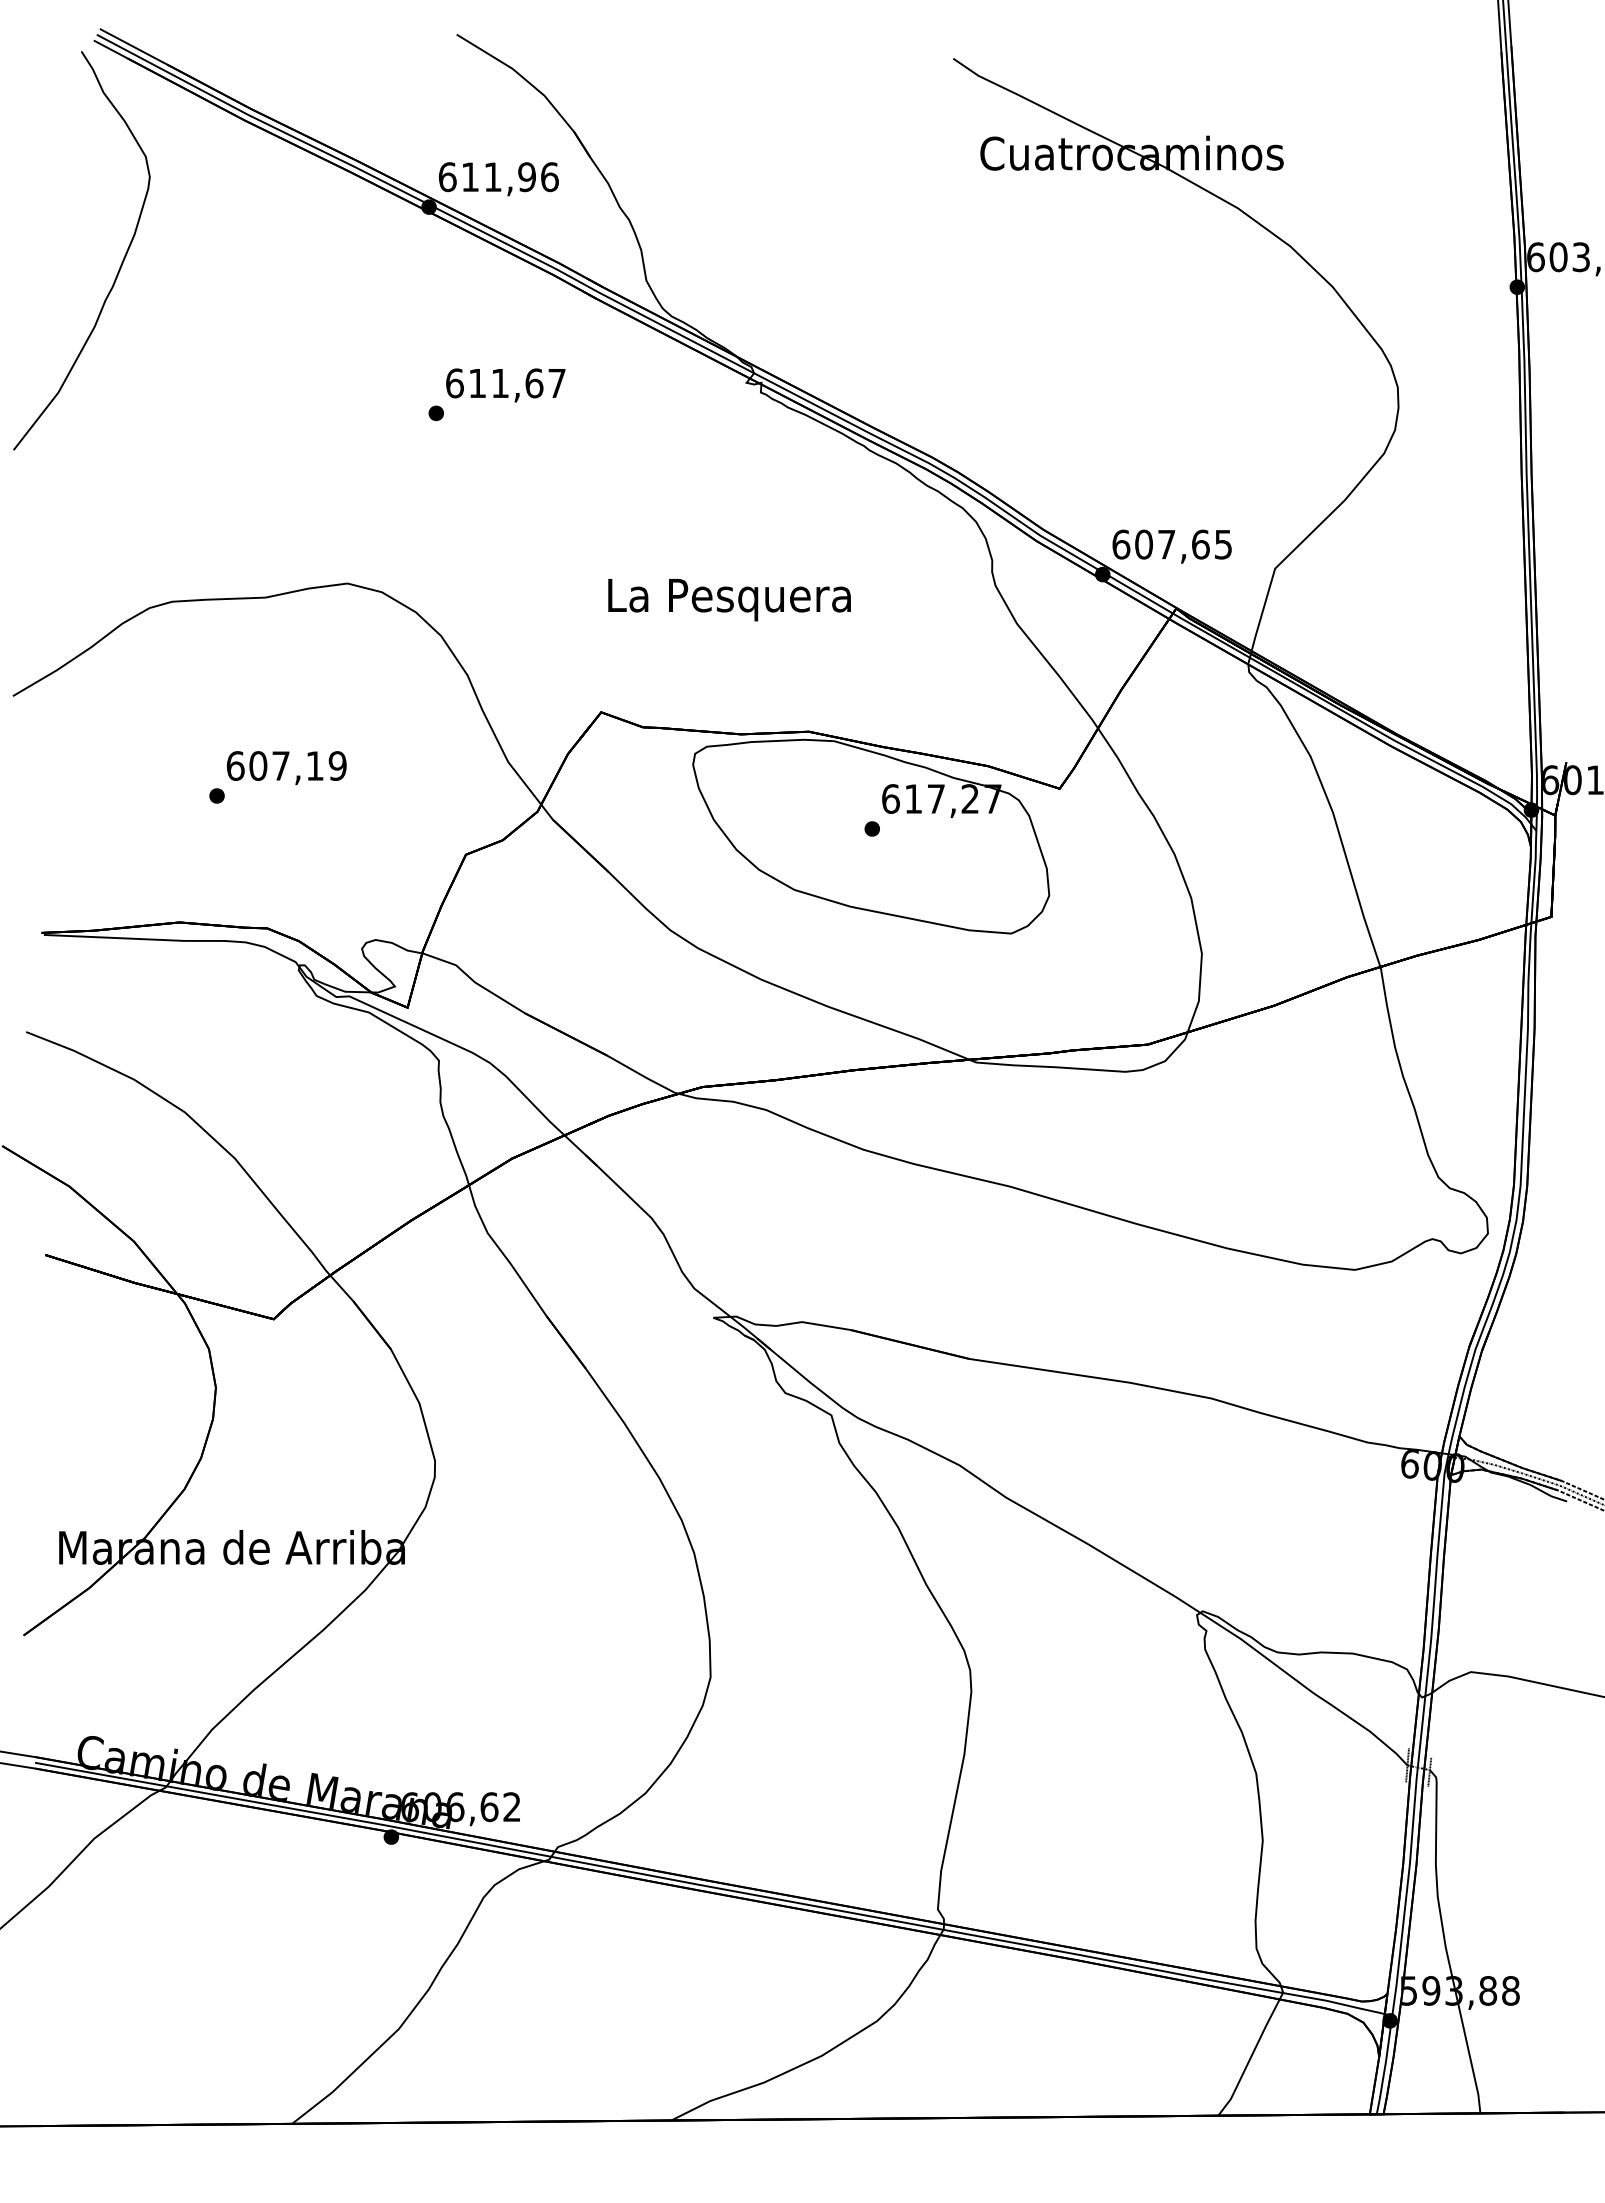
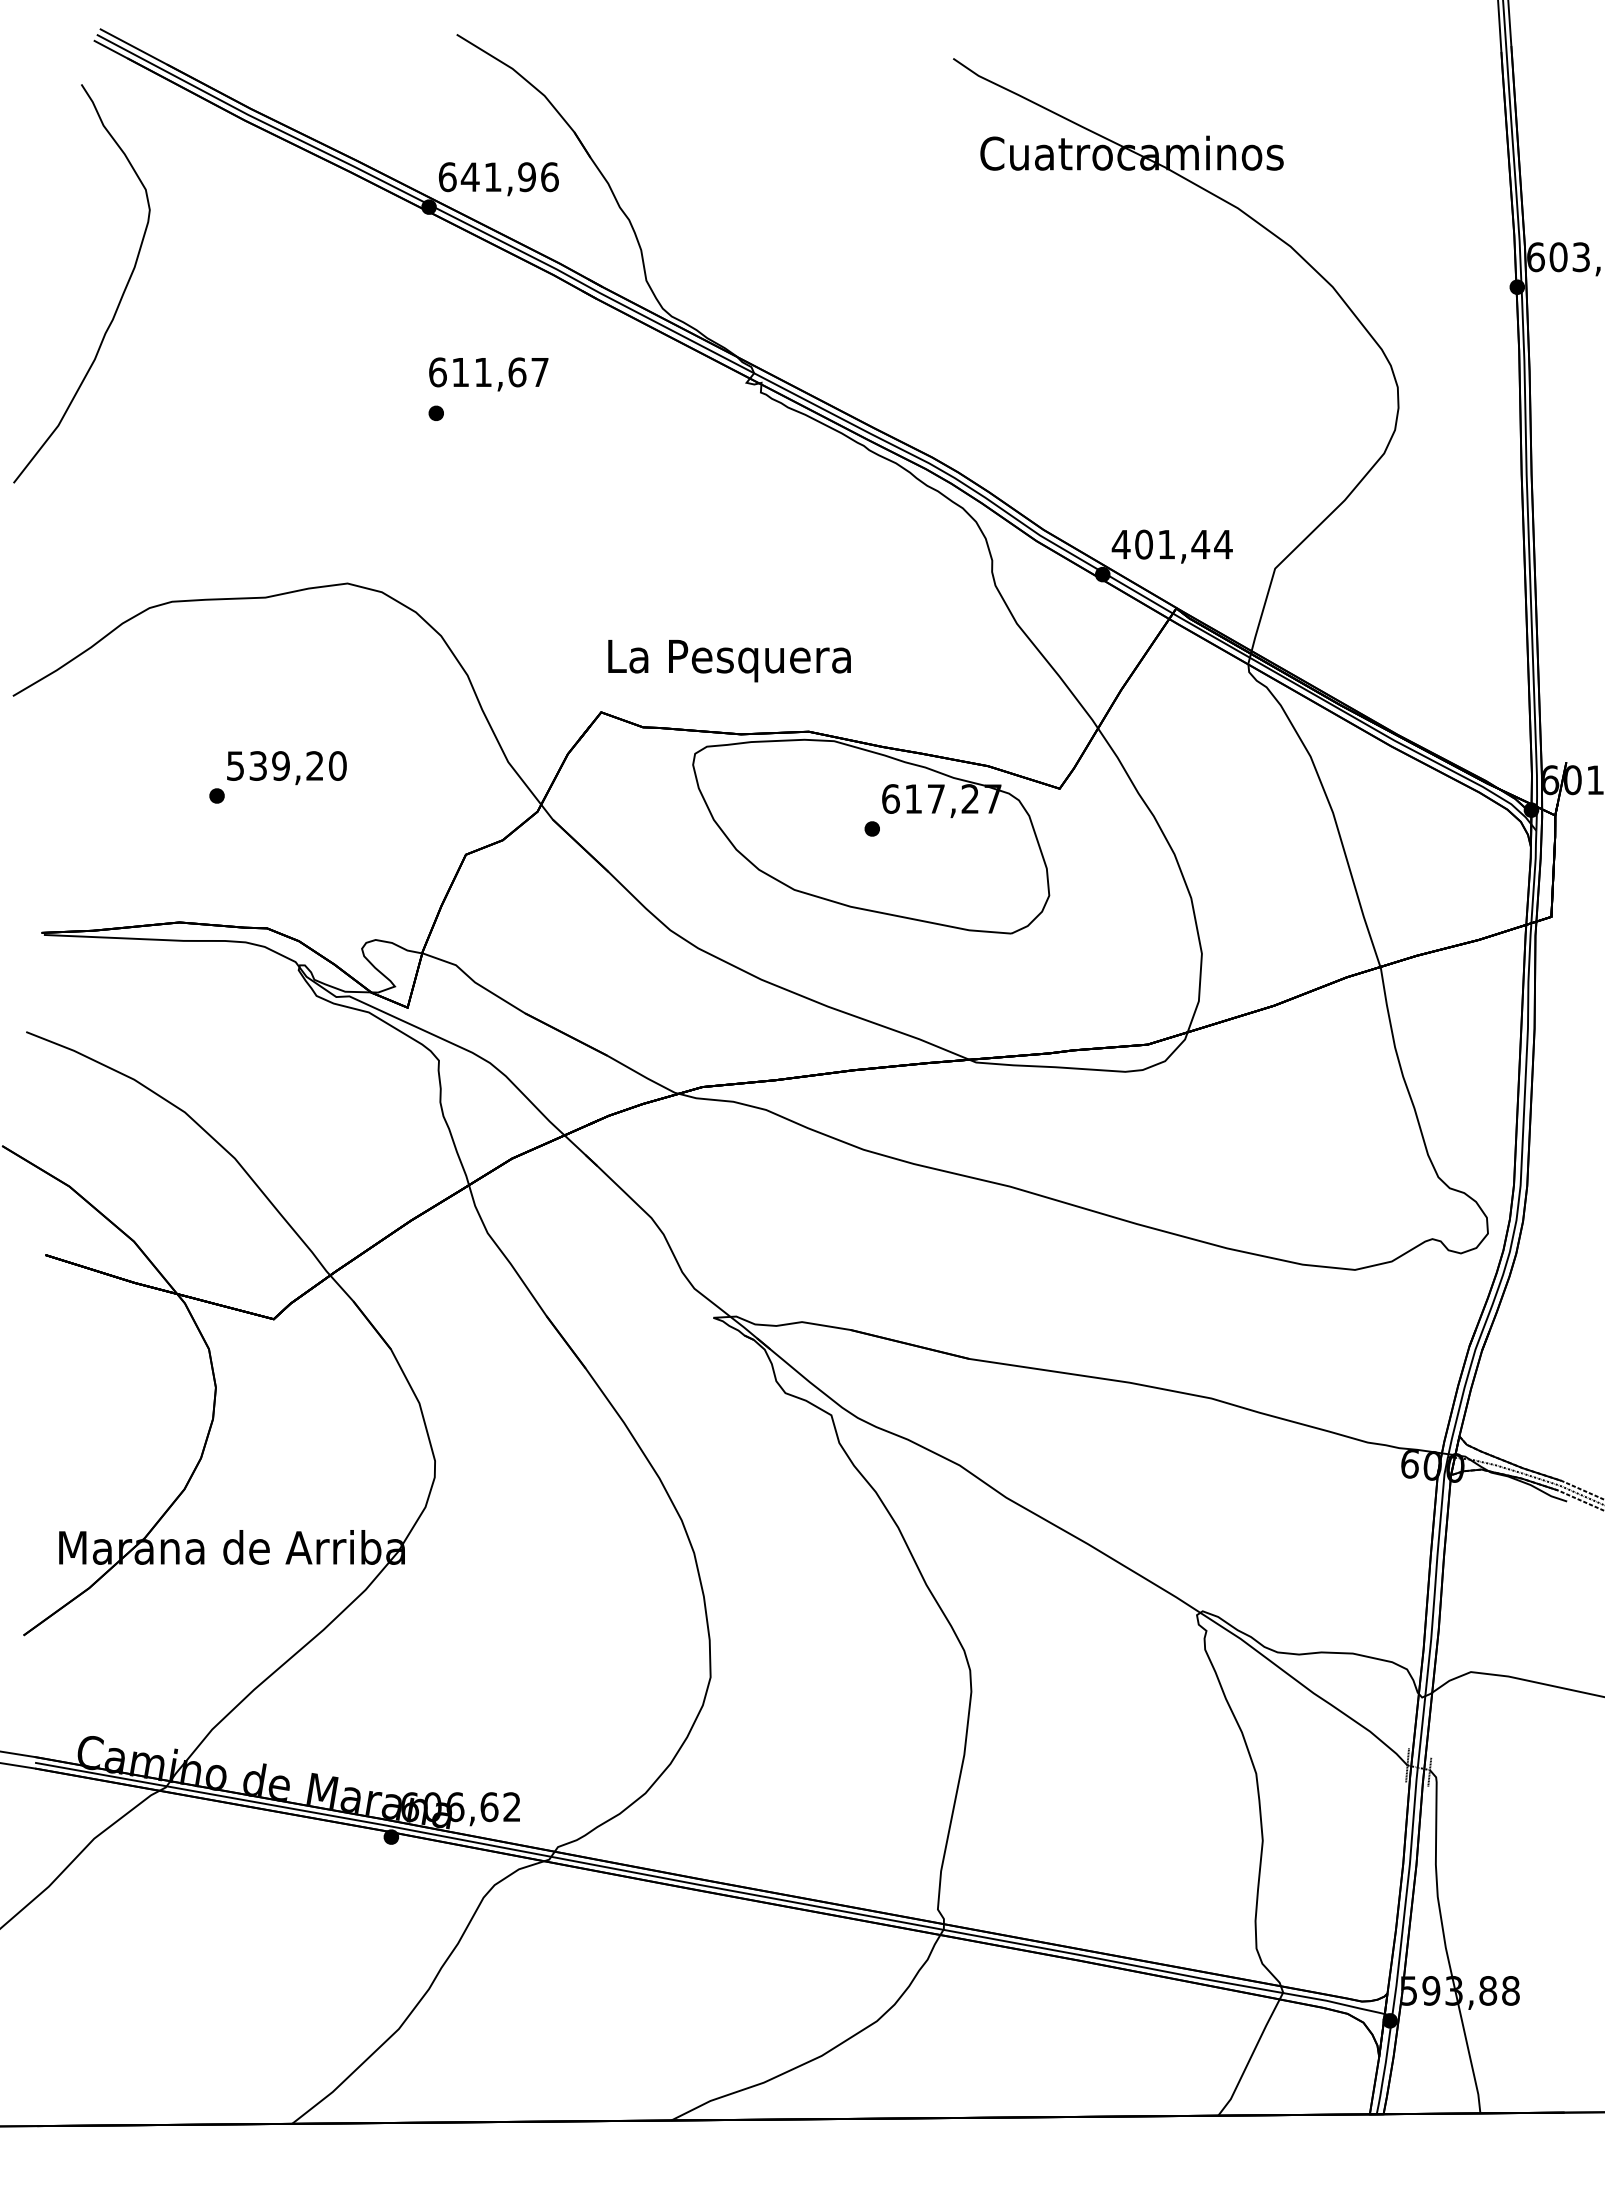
text: 611,96 -> 641,96 (469, 176)
curve position: (120, 264) -> (120, 297) (120, 297)
text position: (505, 385) -> (488, 374) (488, 374)
text: 607,65 -> 401,44 (1171, 544)
text position: (729, 600) -> (729, 661) (729, 661)
text: 607,19 -> 539,20 (286, 765)
